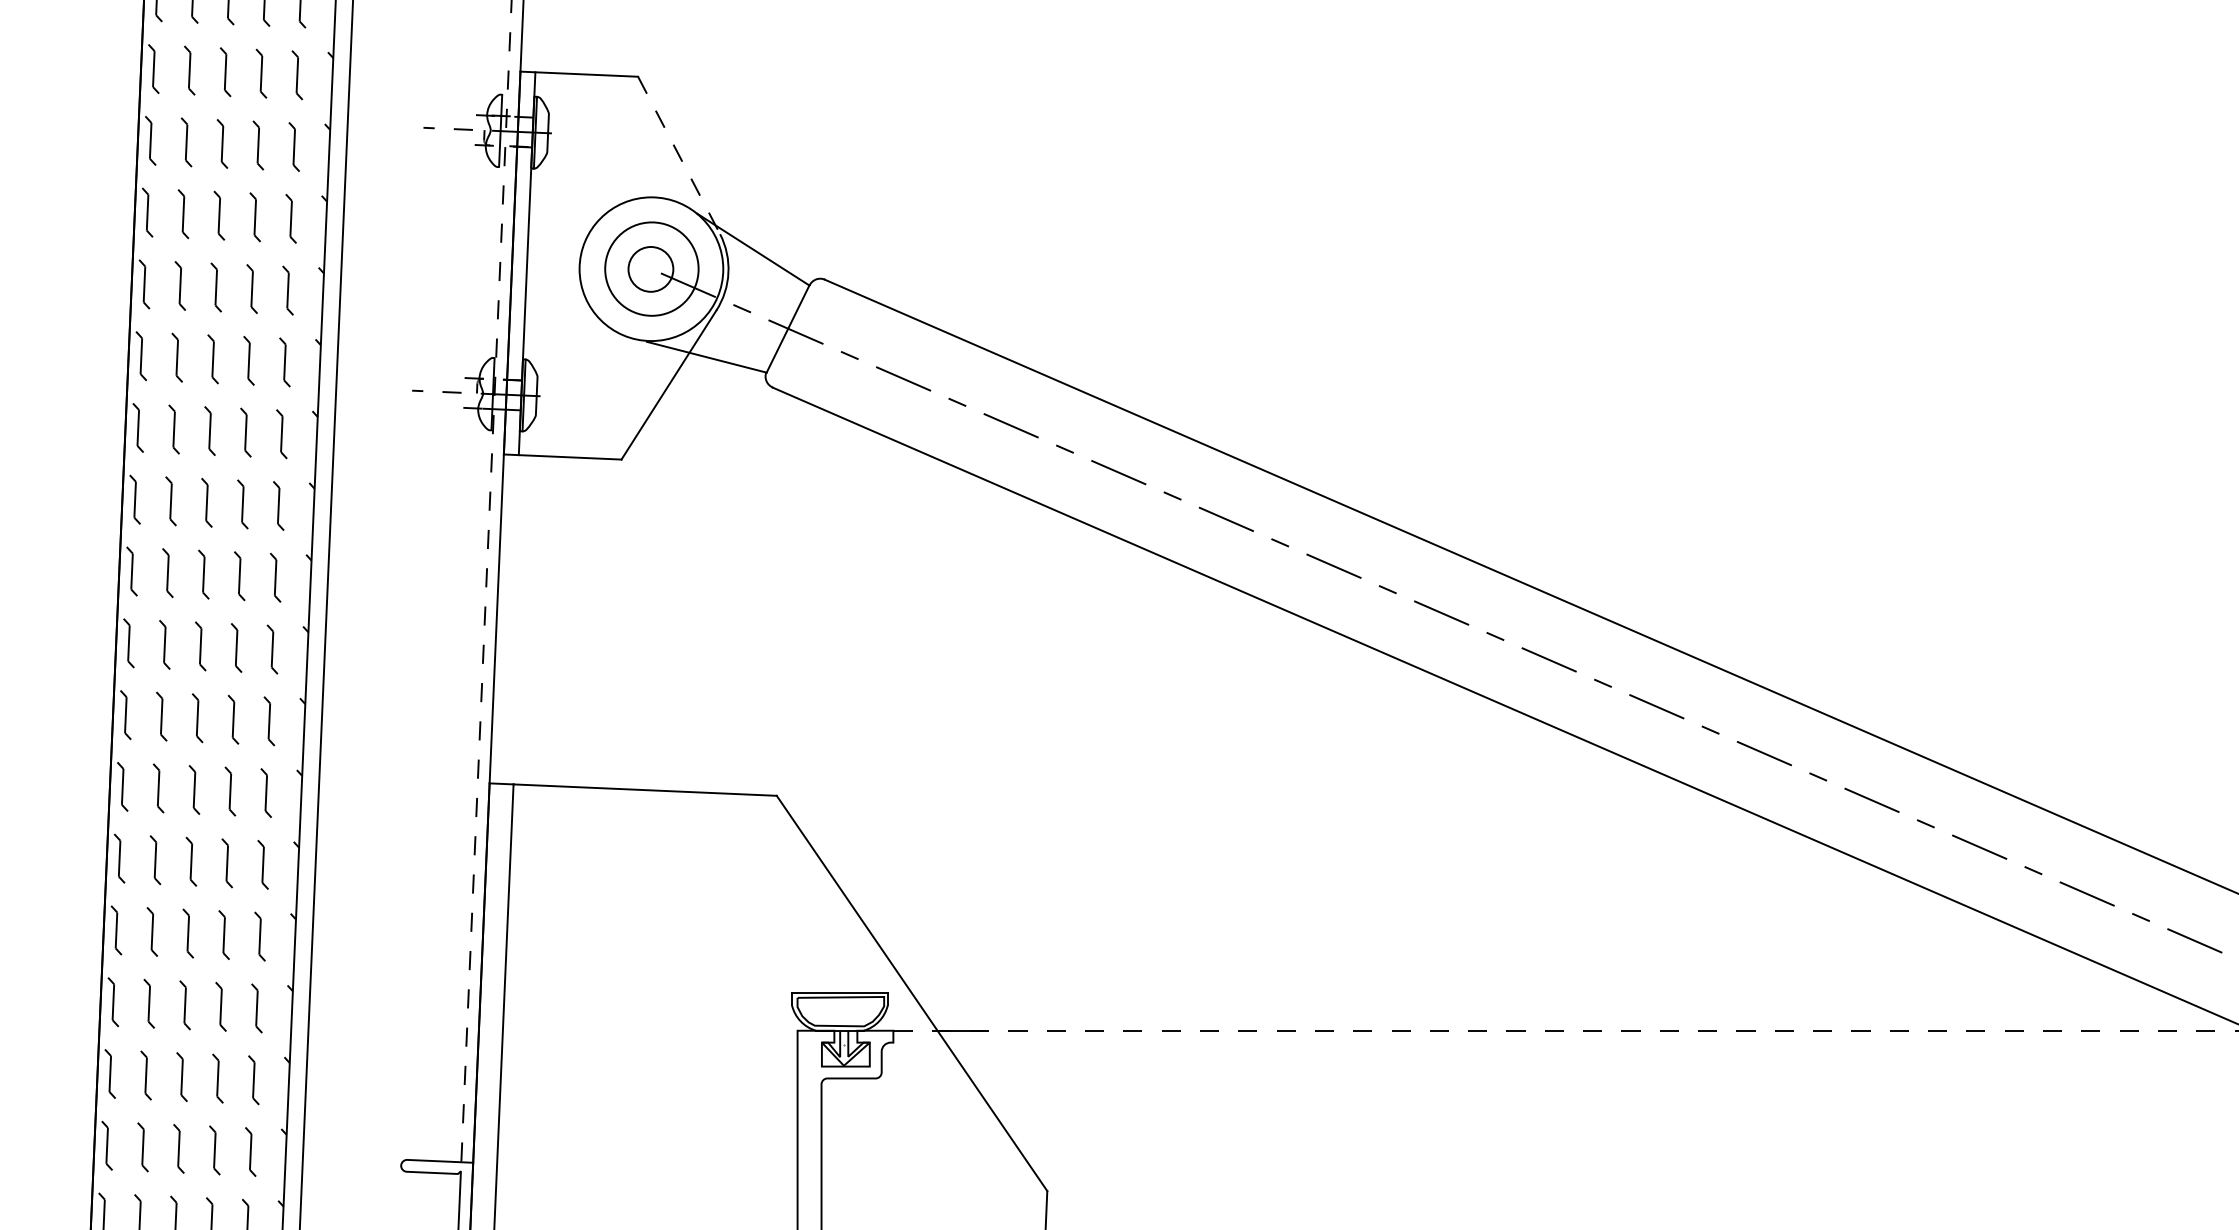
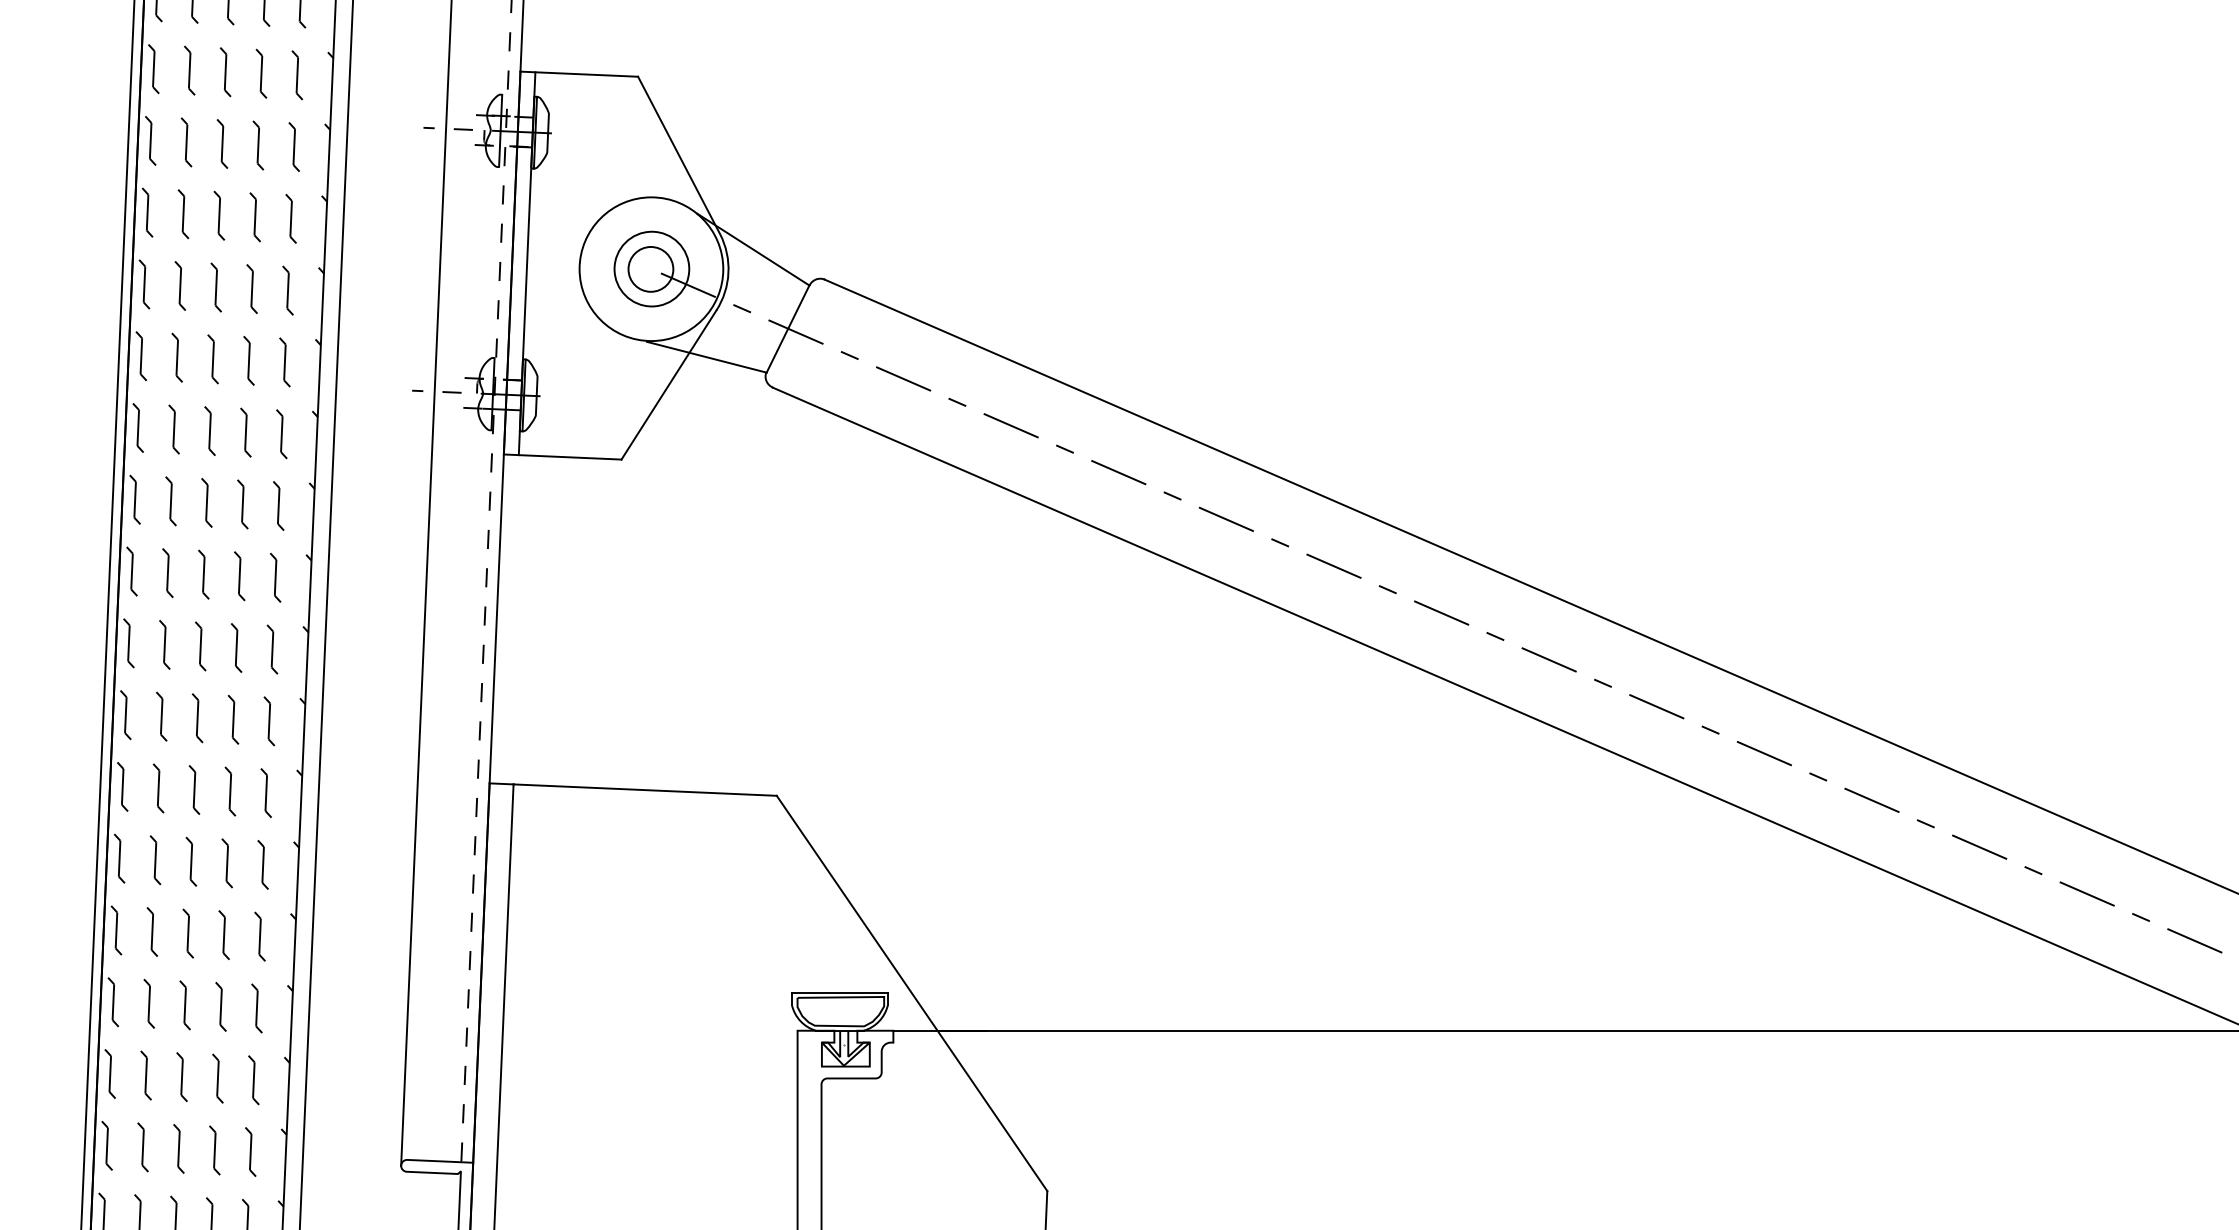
line: dashed -> solid (679, 155)
circle diameter: 93 px -> 75 px (651, 268)
line: none -> present (426, 583)
line: none -> present (107, 614)
line: dashed -> solid (1566, 1030)
